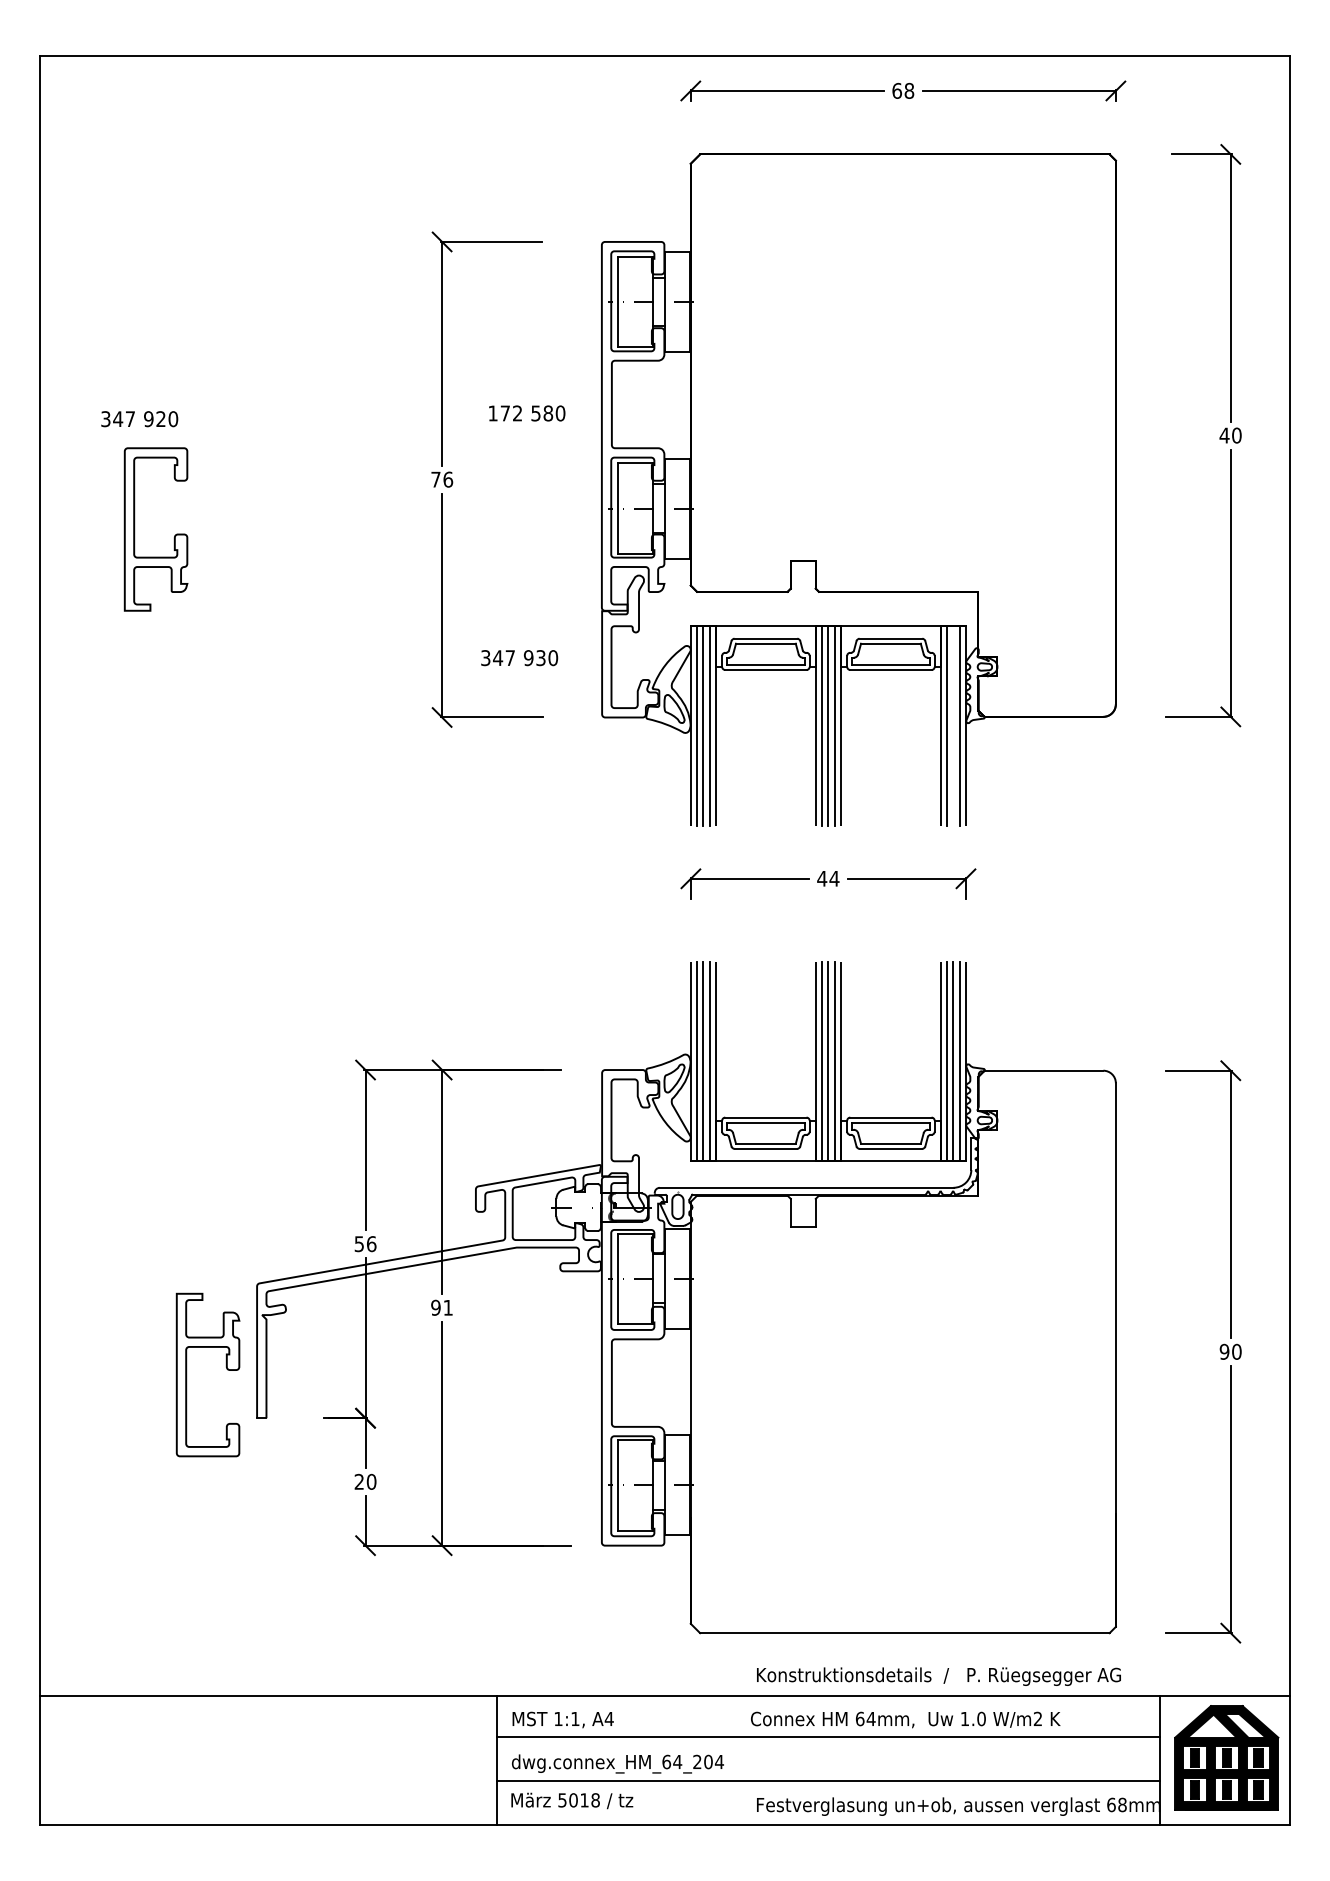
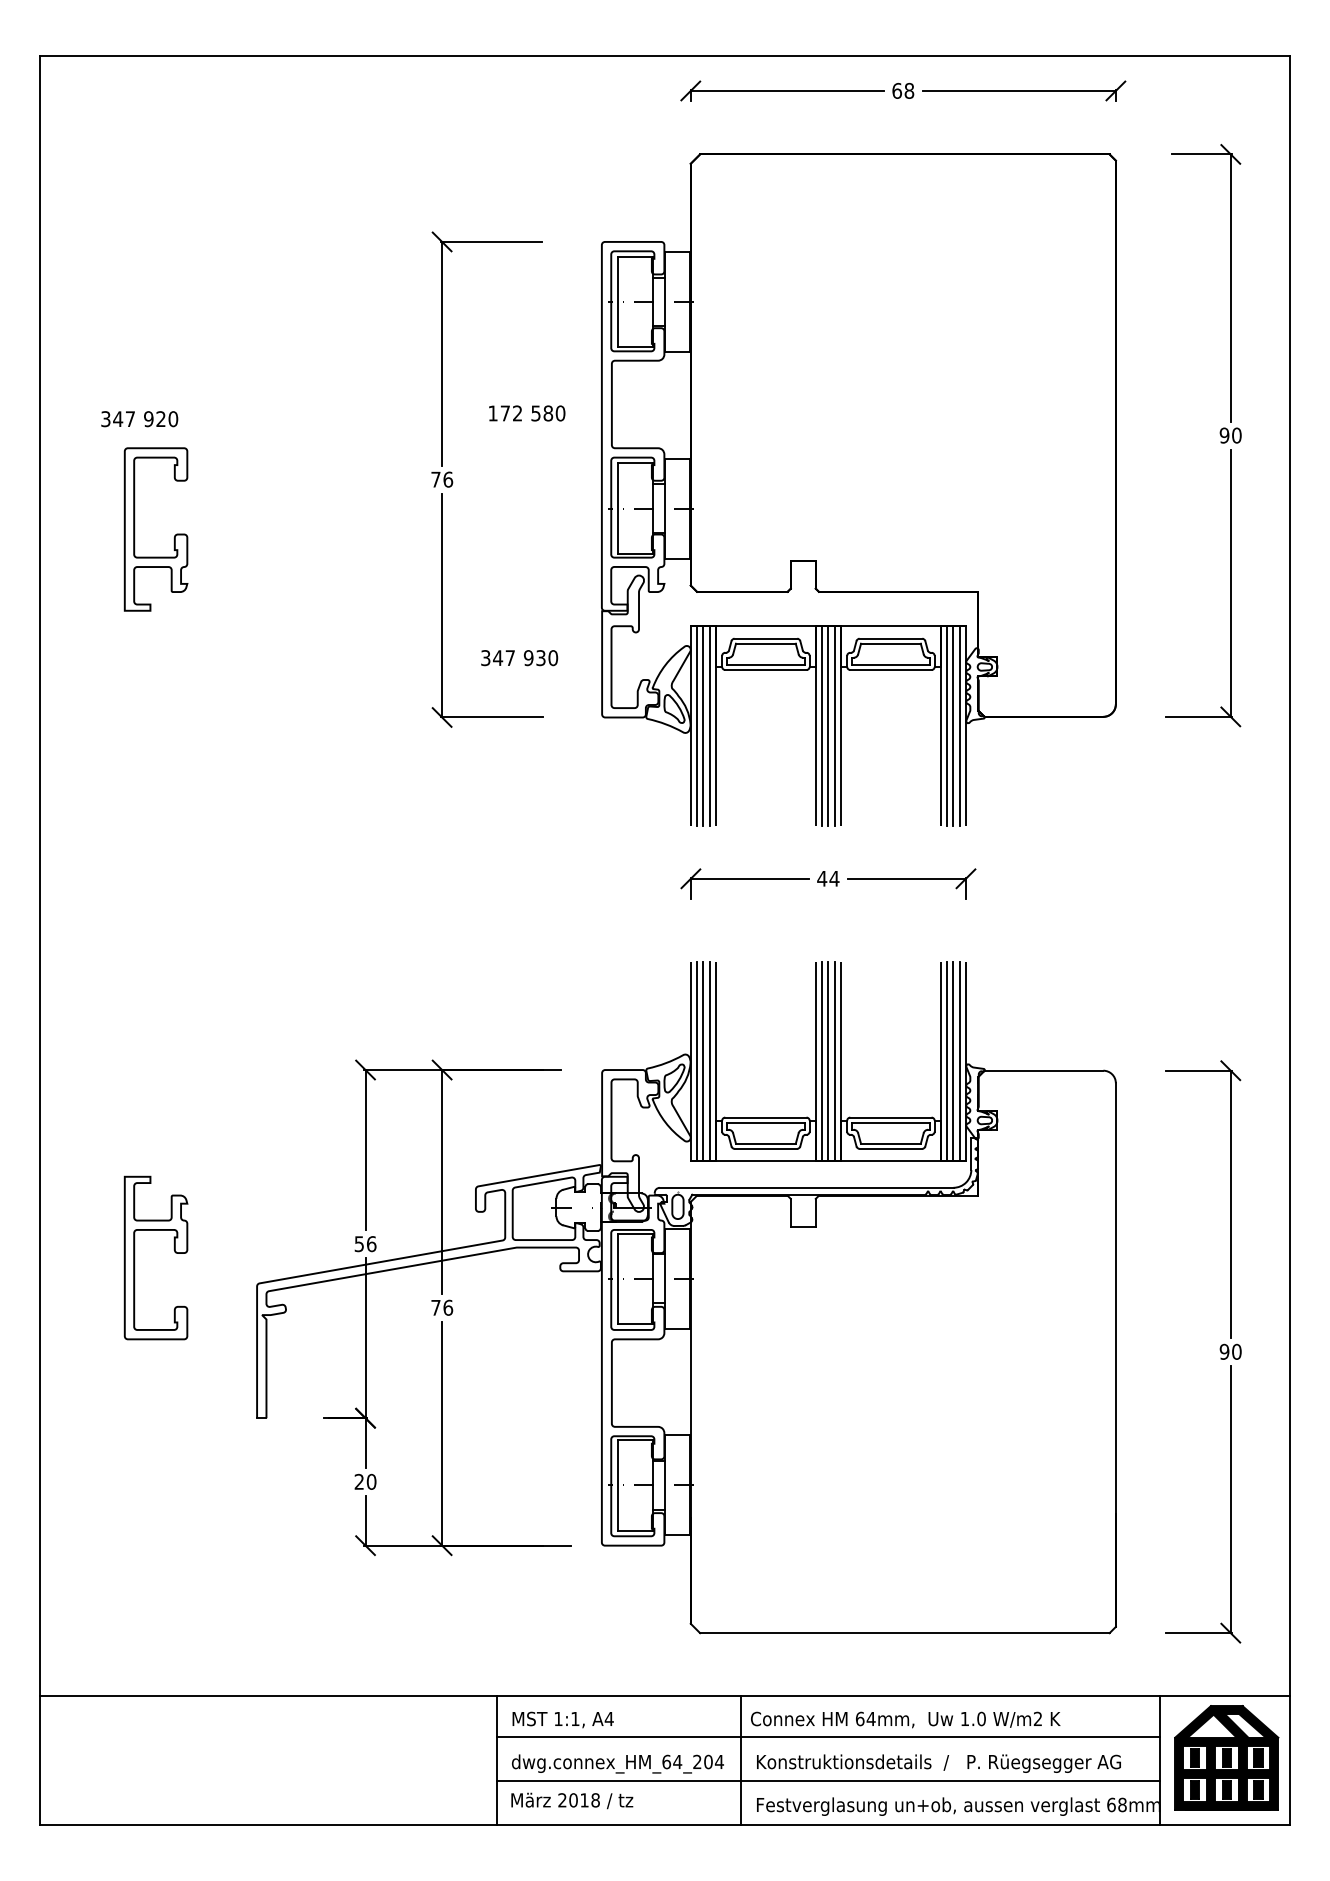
text: 40 -> 90 (1224, 435)
line: none -> present (953, 725)
text: 91 -> 76 (442, 1307)
part position: (226, 1369) -> (174, 1252) (174, 1252)
text position: (938, 1676) -> (938, 1763) (938, 1763)
line: none -> present (741, 1759)
text: 5018 -> 2018 (562, 1800)
